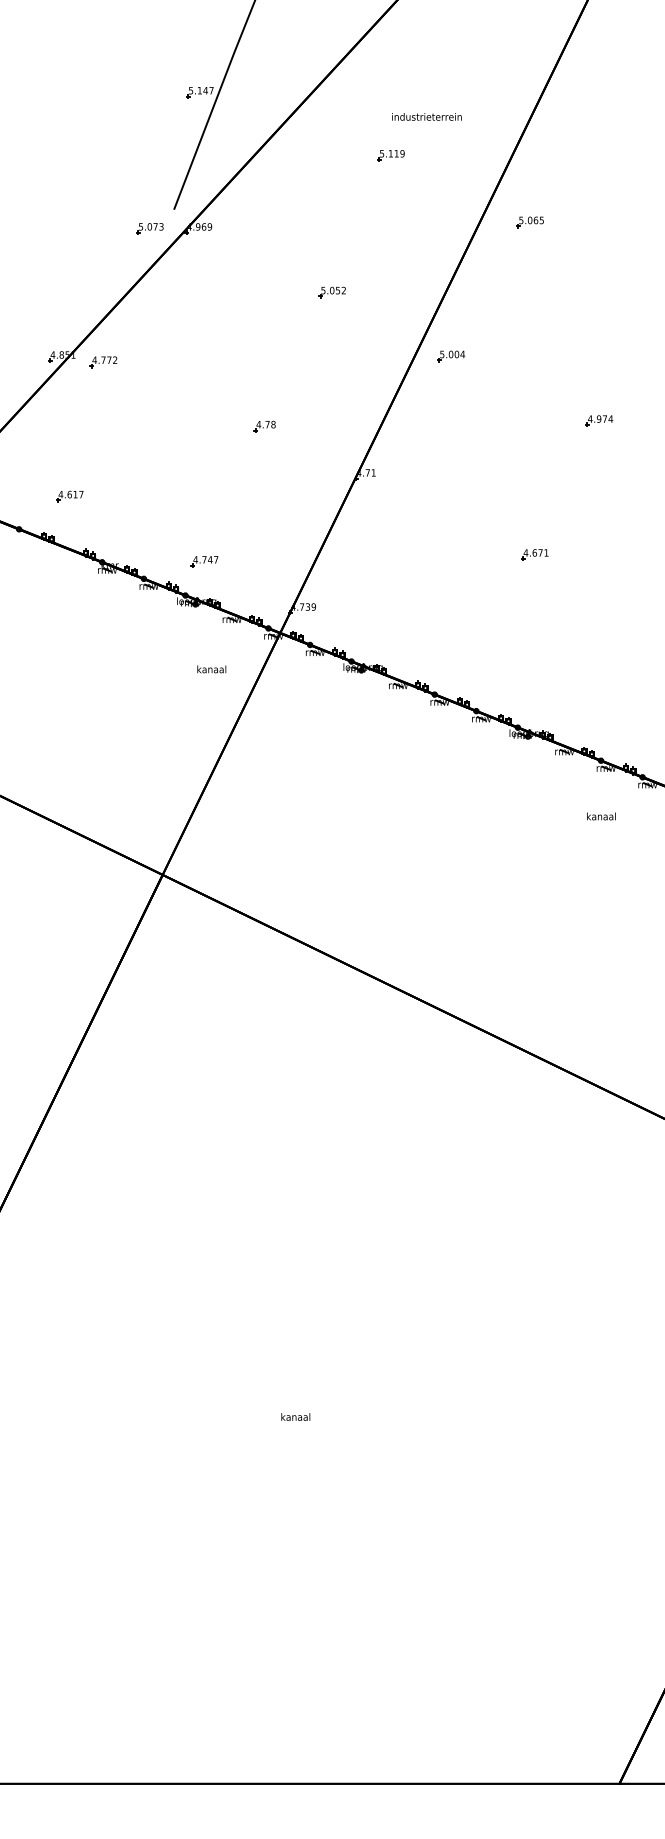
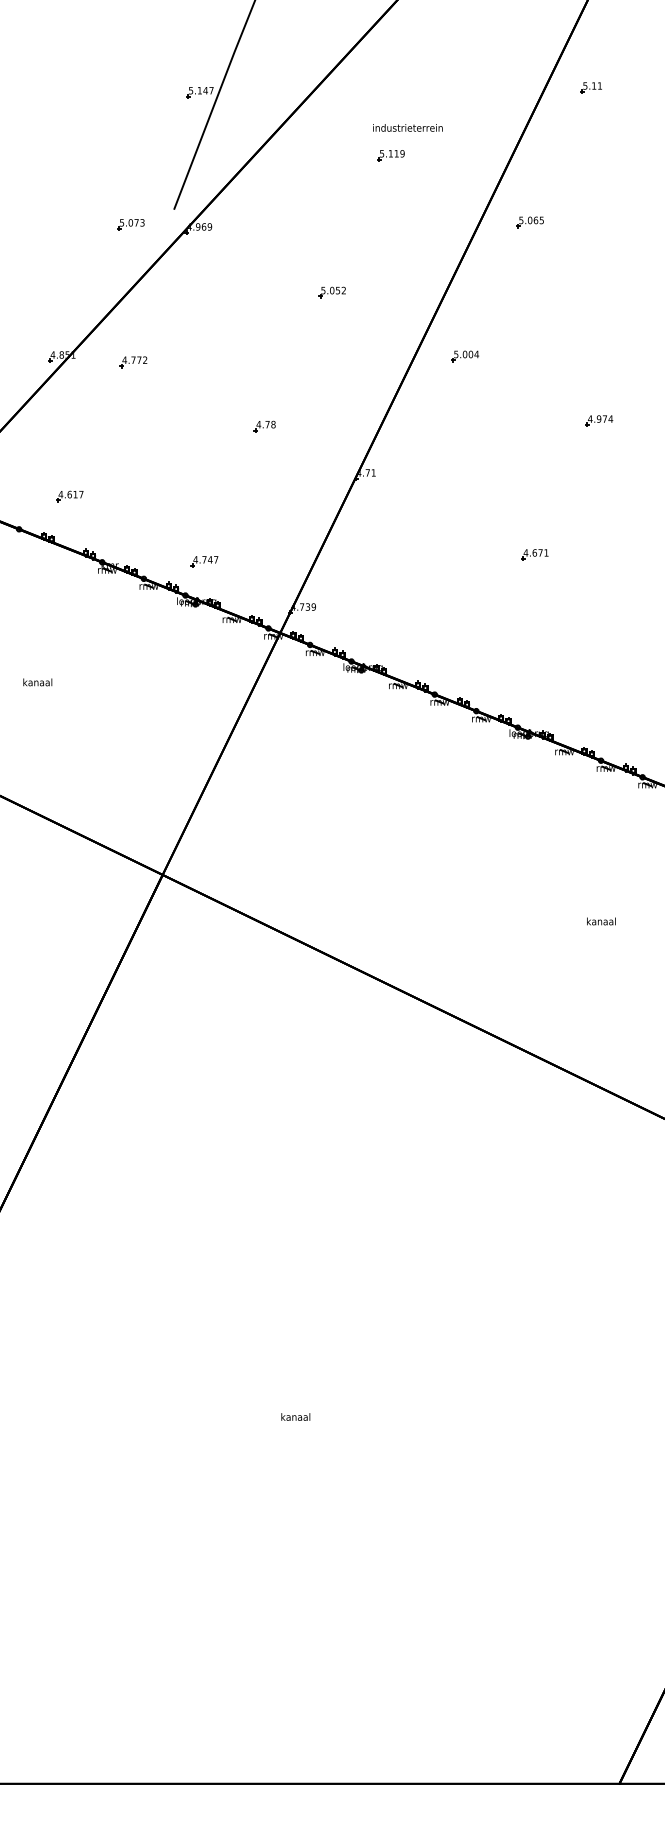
part: none -> present (590, 87)
text position: (426, 116) -> (407, 127) (407, 127)
part position: (149, 228) -> (130, 224) (130, 224)
part position: (450, 356) -> (464, 356) (464, 356)
part position: (103, 362) -> (133, 362) (133, 362)
text position: (211, 669) -> (37, 682) (37, 682)
text position: (601, 816) -> (601, 921) (601, 921)
